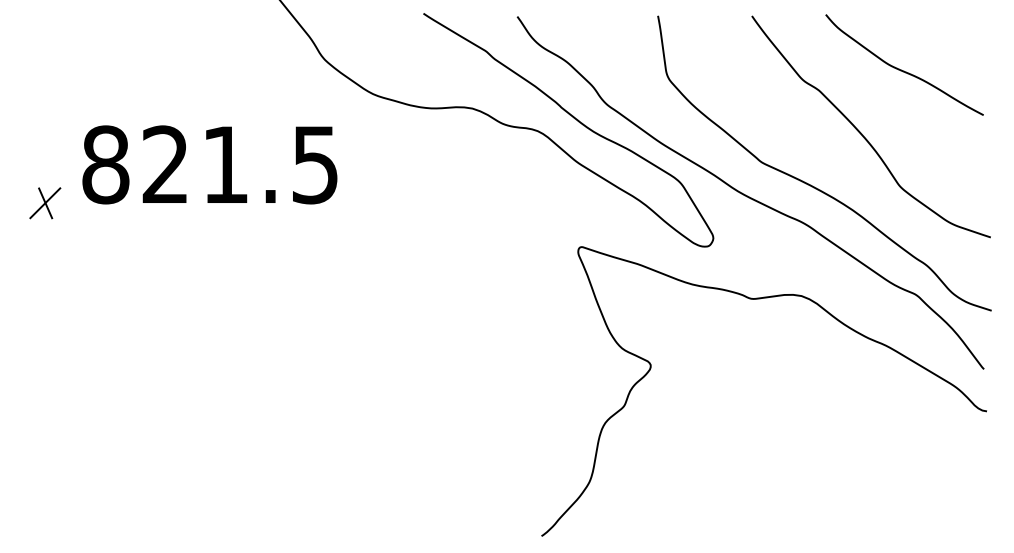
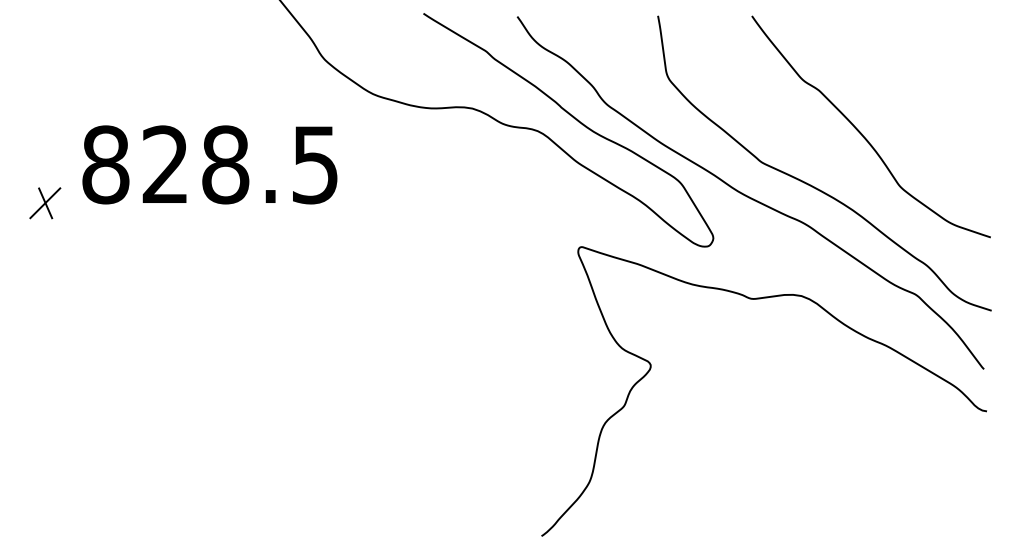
curve: present -> none (901, 69)
text: 821.5 -> 828.5 (225, 164)
